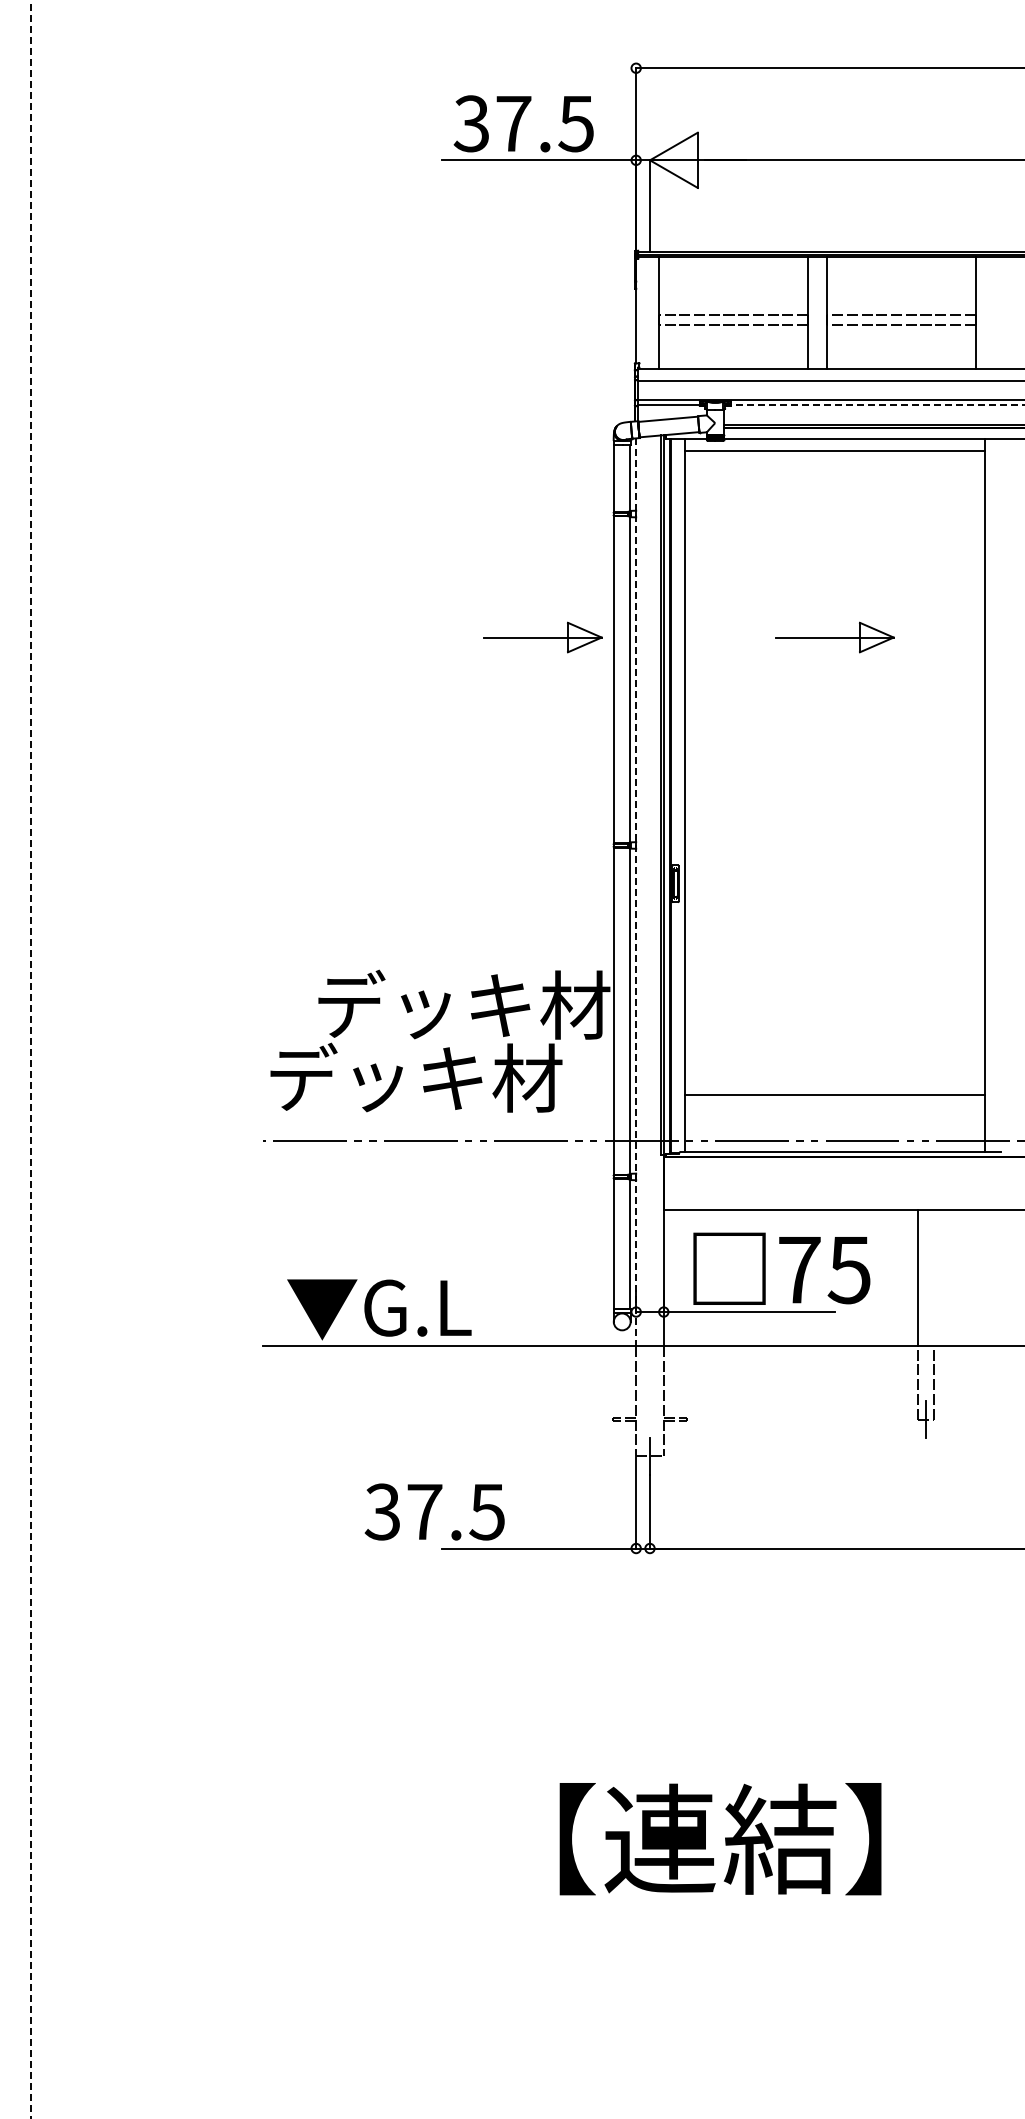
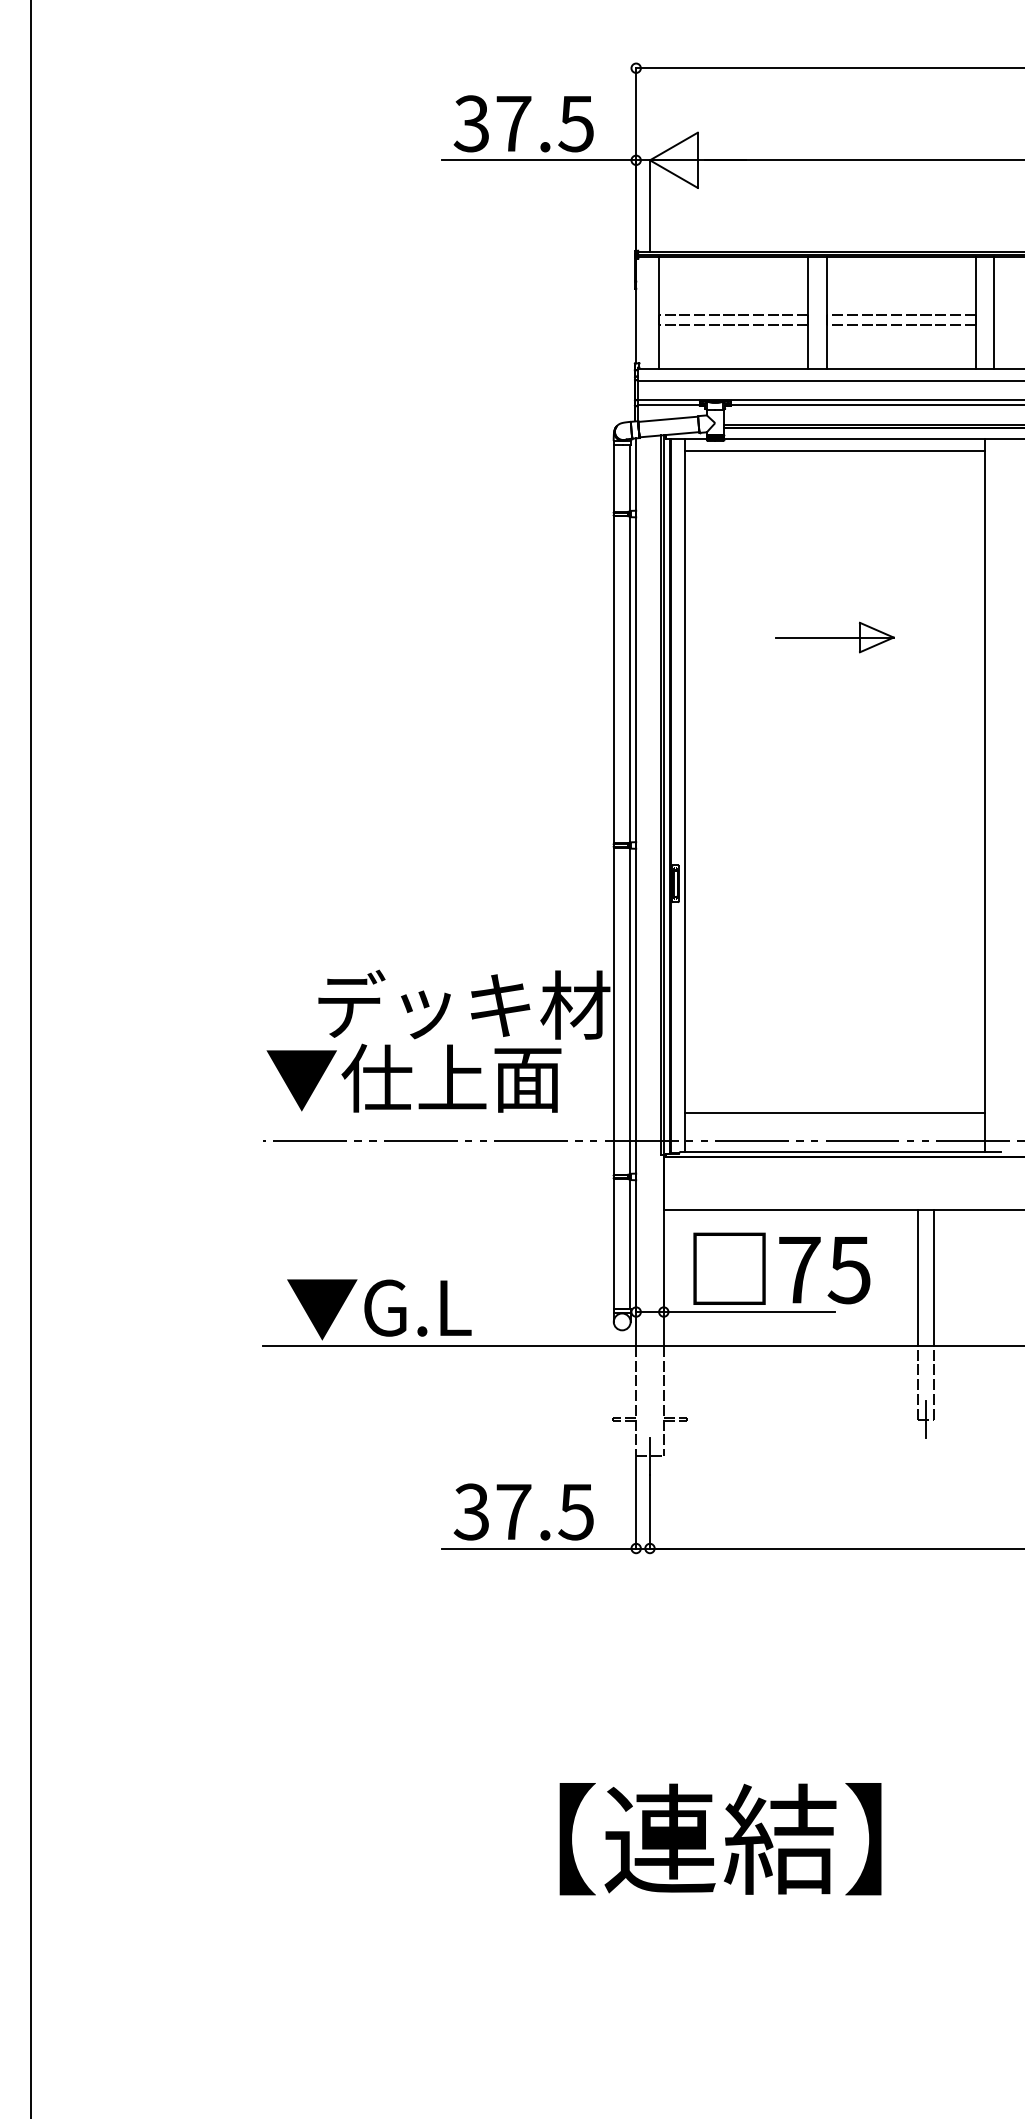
line: none -> present (994, 312)
line: dashed -> solid (877, 405)
part: present -> none (542, 637)
line: dashed -> solid (636, 892)
line: dashed -> solid (30, 1058)
text: デッキ材 -> ▼仕上面 (414, 1077)
line position: (834, 1094) -> (834, 1112) (834, 1112)
line: none -> present (934, 1277)
text position: (434, 1511) -> (523, 1511) (523, 1511)
